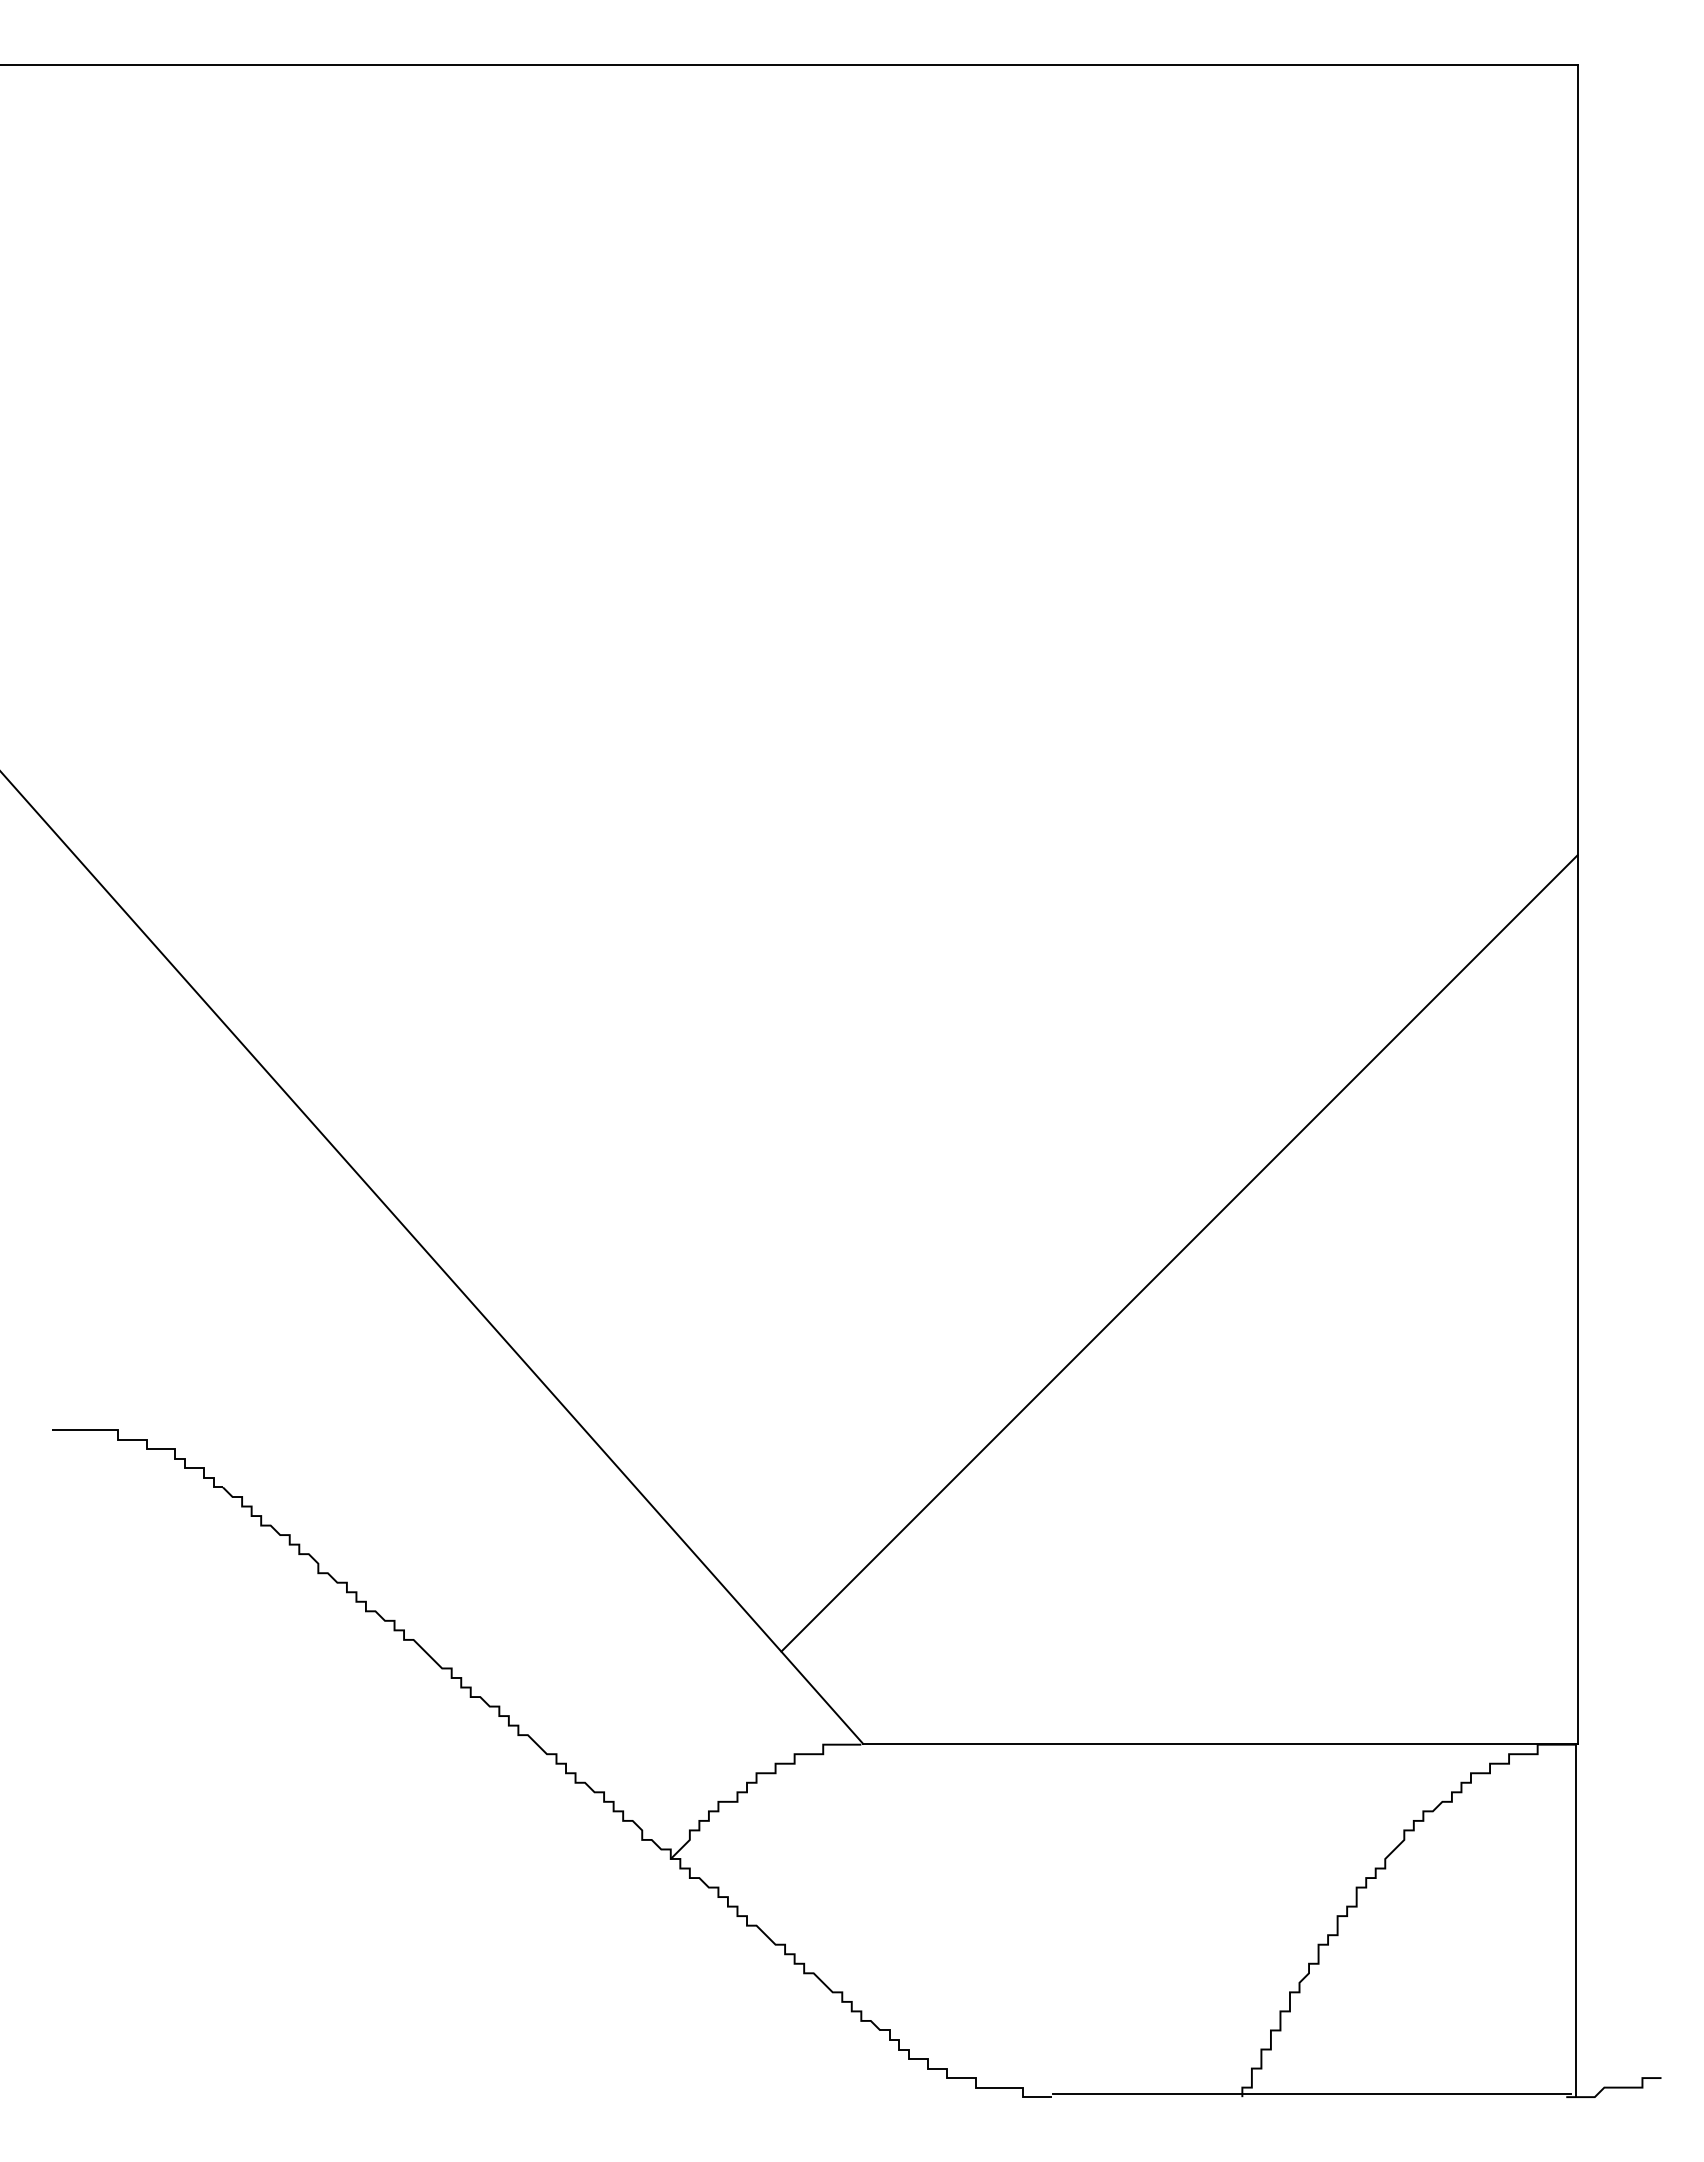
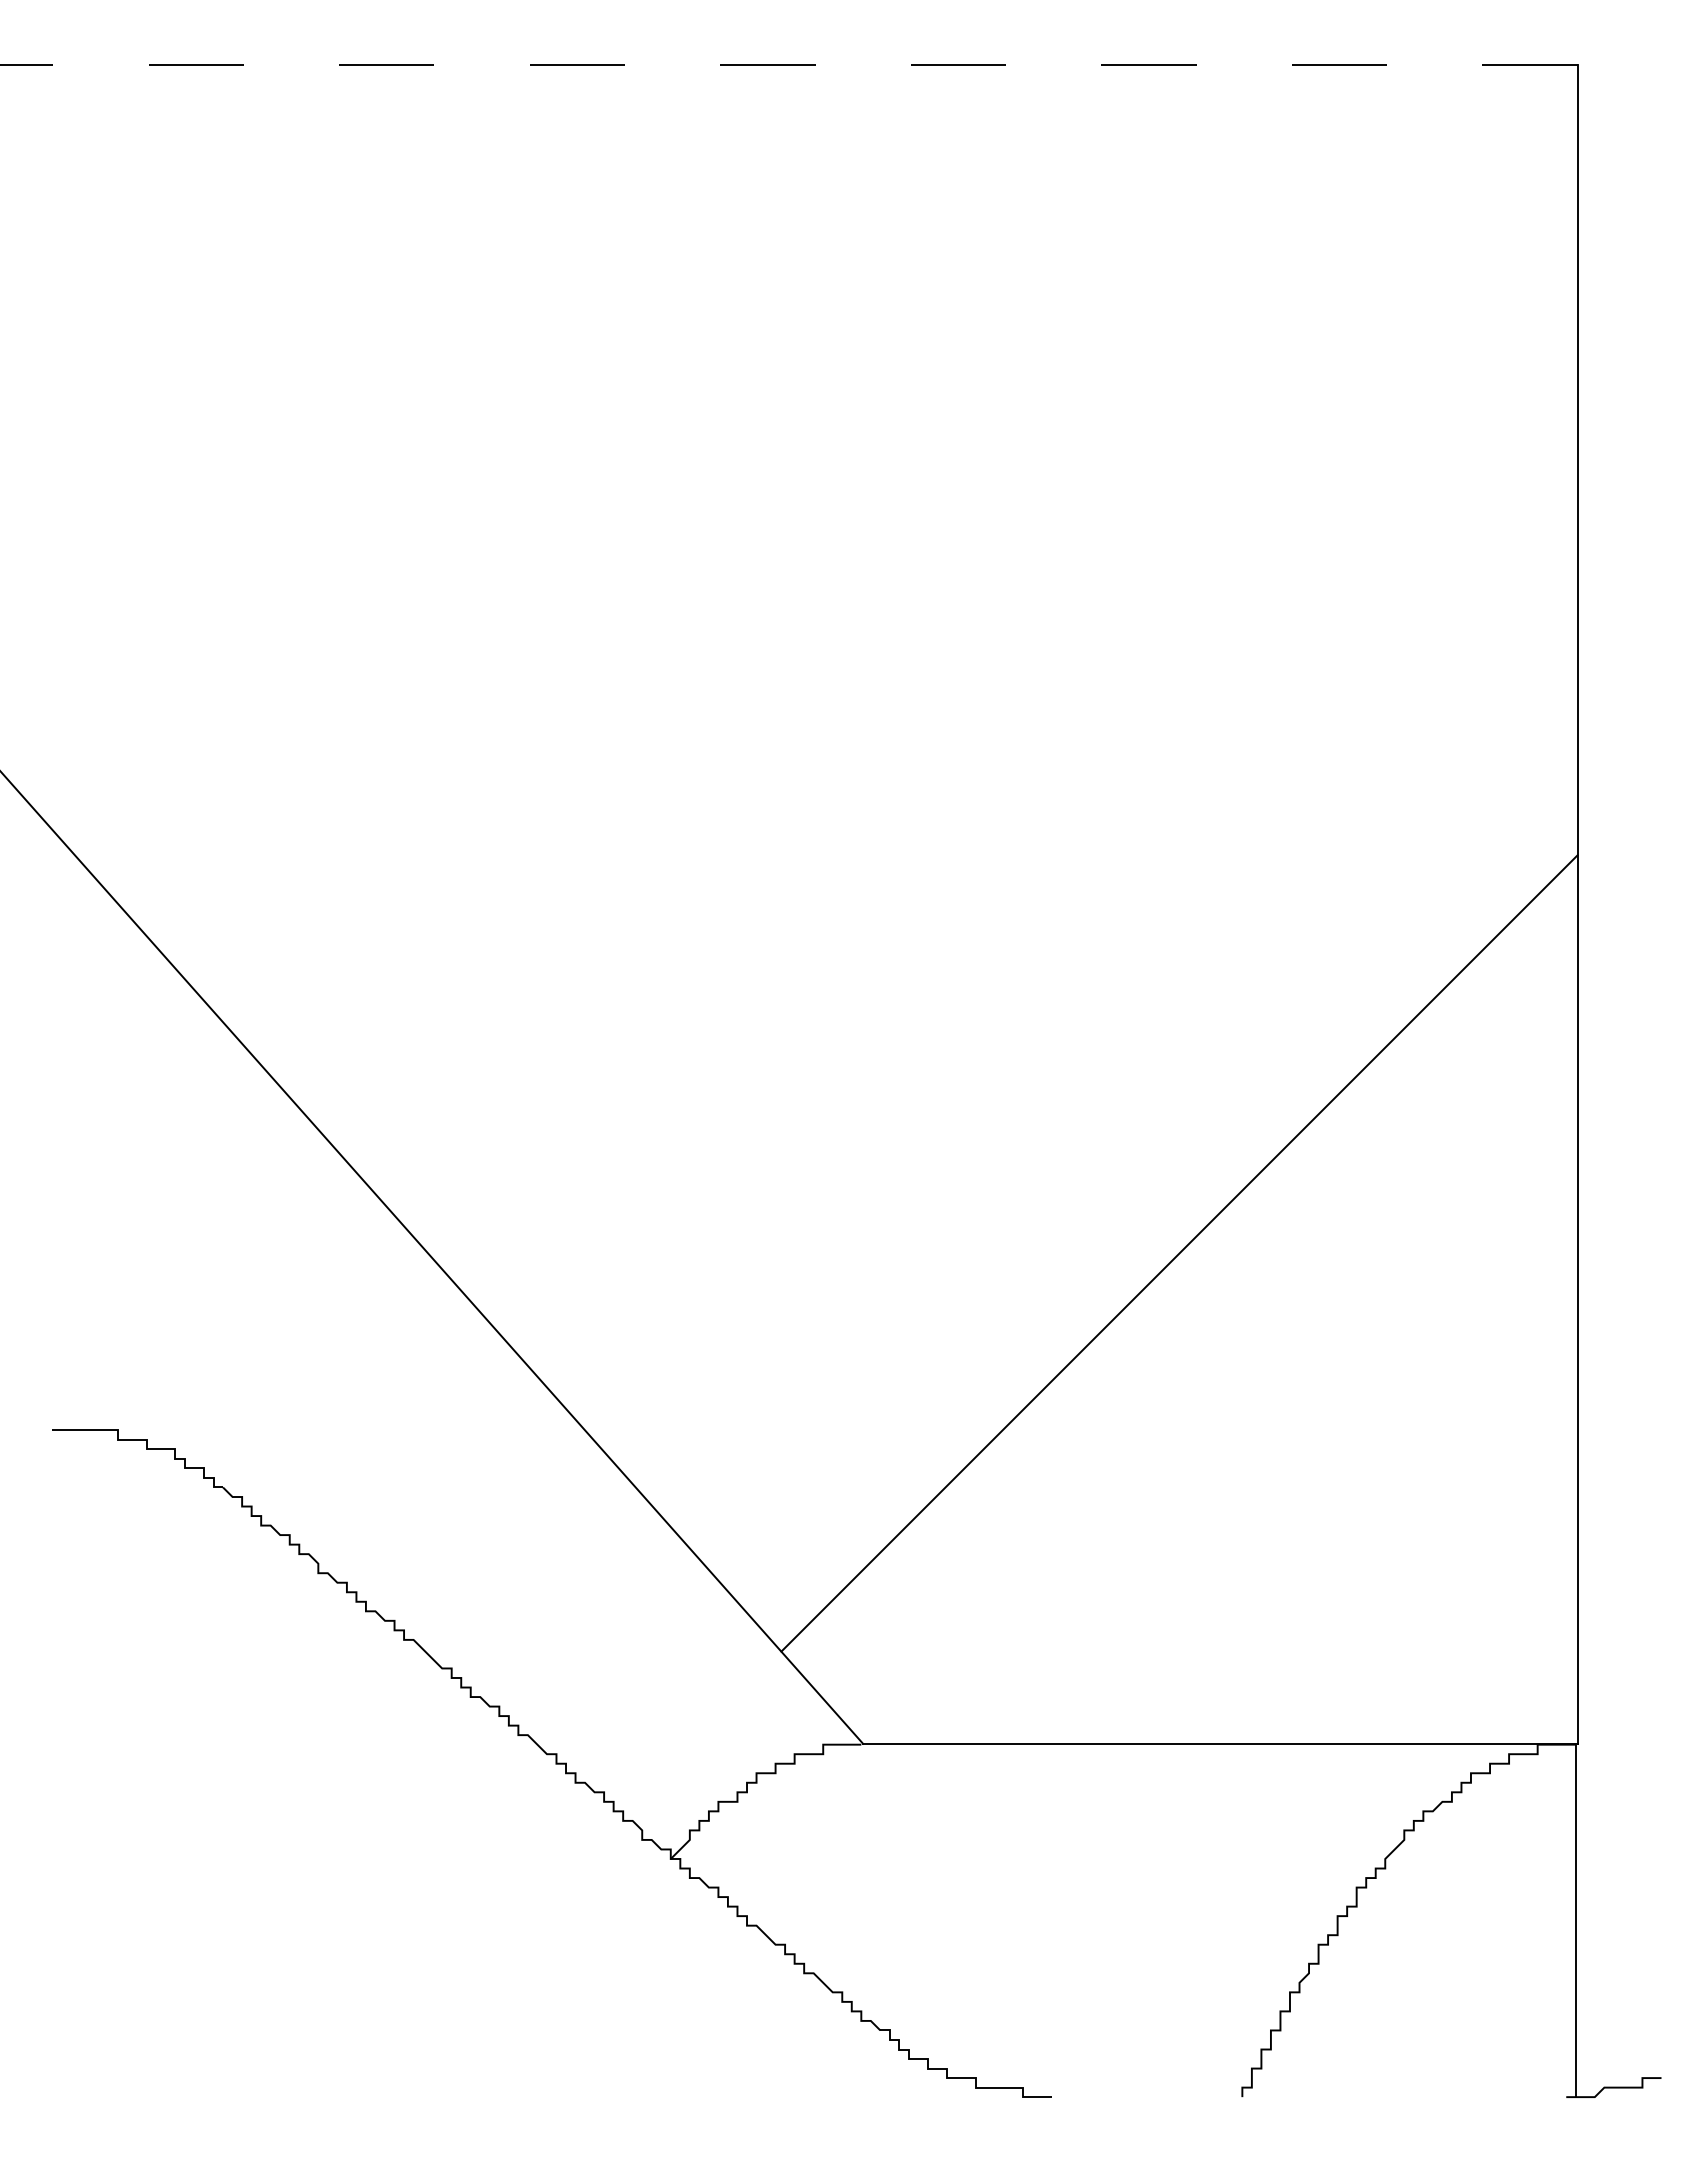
line: solid -> dashed (788, 64)
line: present -> none (1311, 2093)
